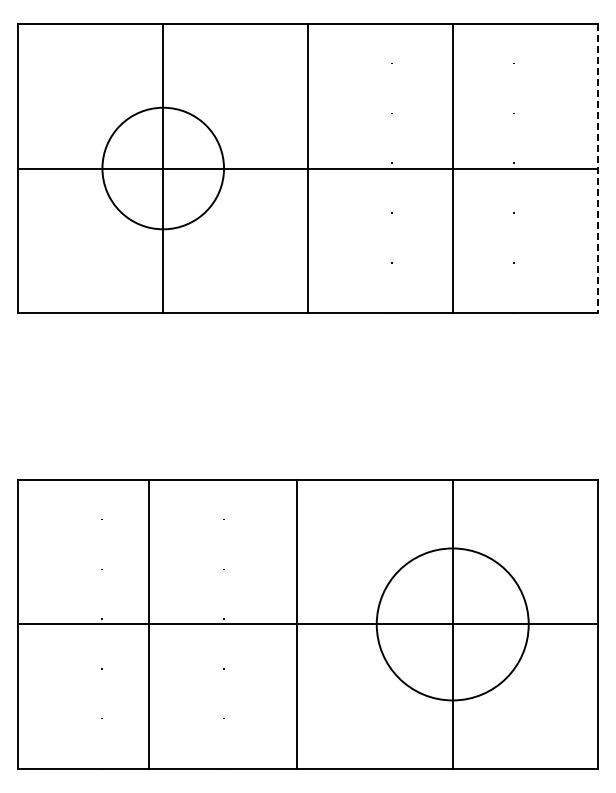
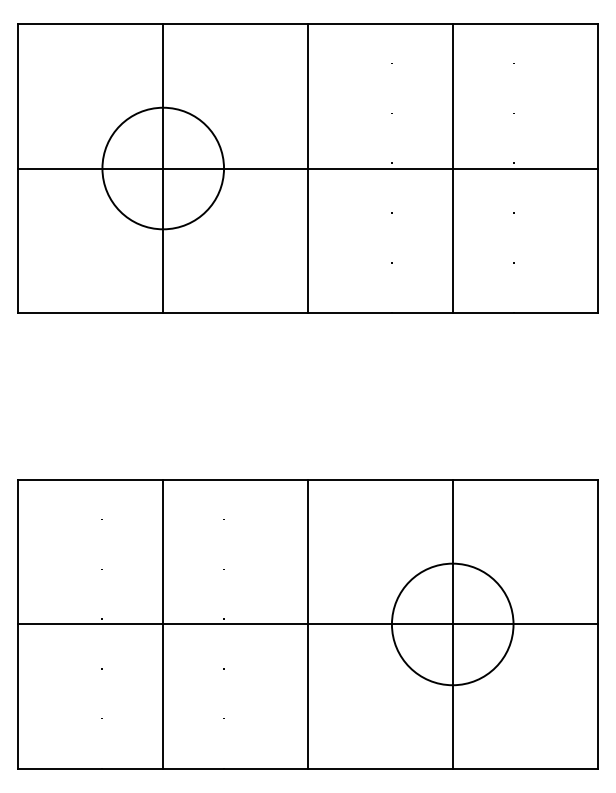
line: dashed -> solid (597, 168)
line position: (149, 624) -> (163, 624) (163, 624)
line position: (297, 624) -> (308, 624) (308, 624)
circle diameter: 152 px -> 122 px (452, 624)
